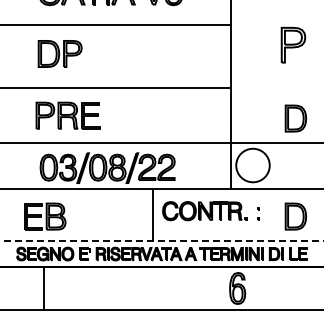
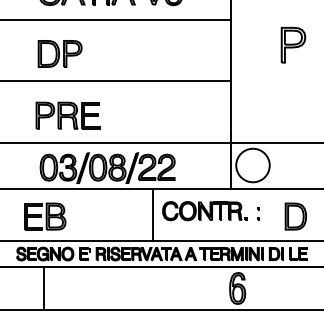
line position: (116, 24) -> (116, 19) (116, 19)
line position: (116, 88) -> (116, 81) (116, 81)
part: present -> none (295, 118)
line: dashed -> solid (162, 240)
